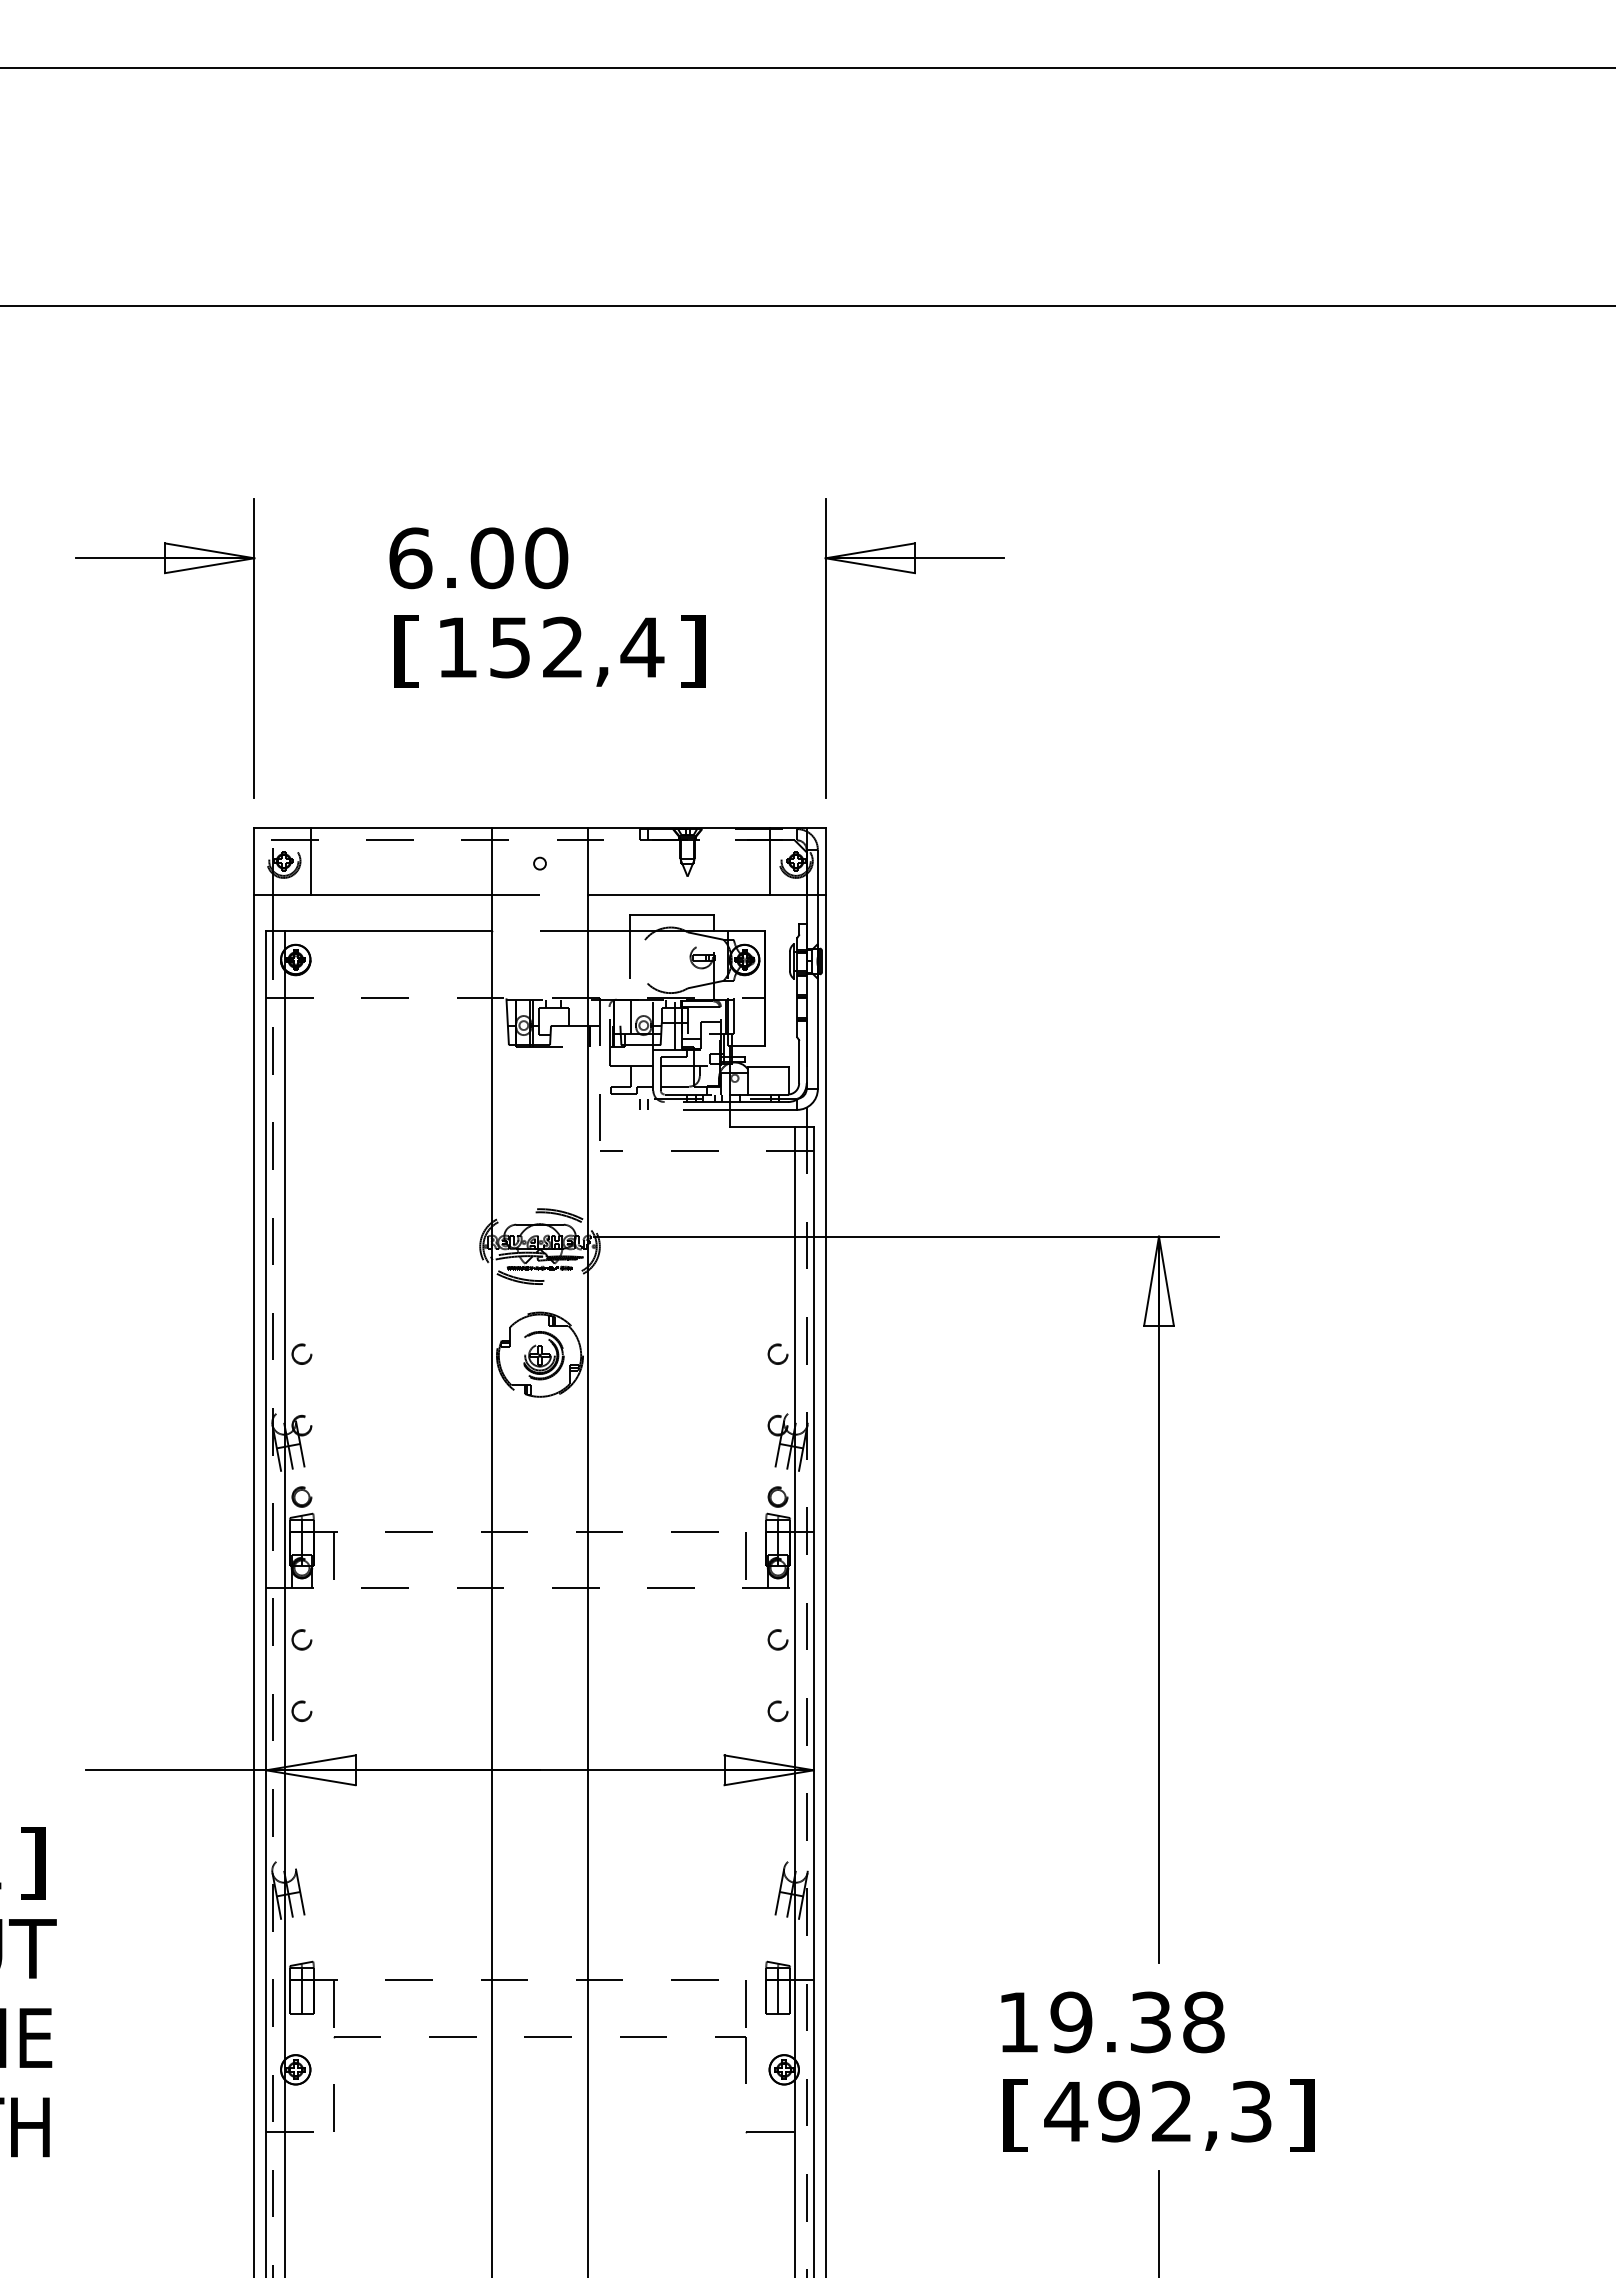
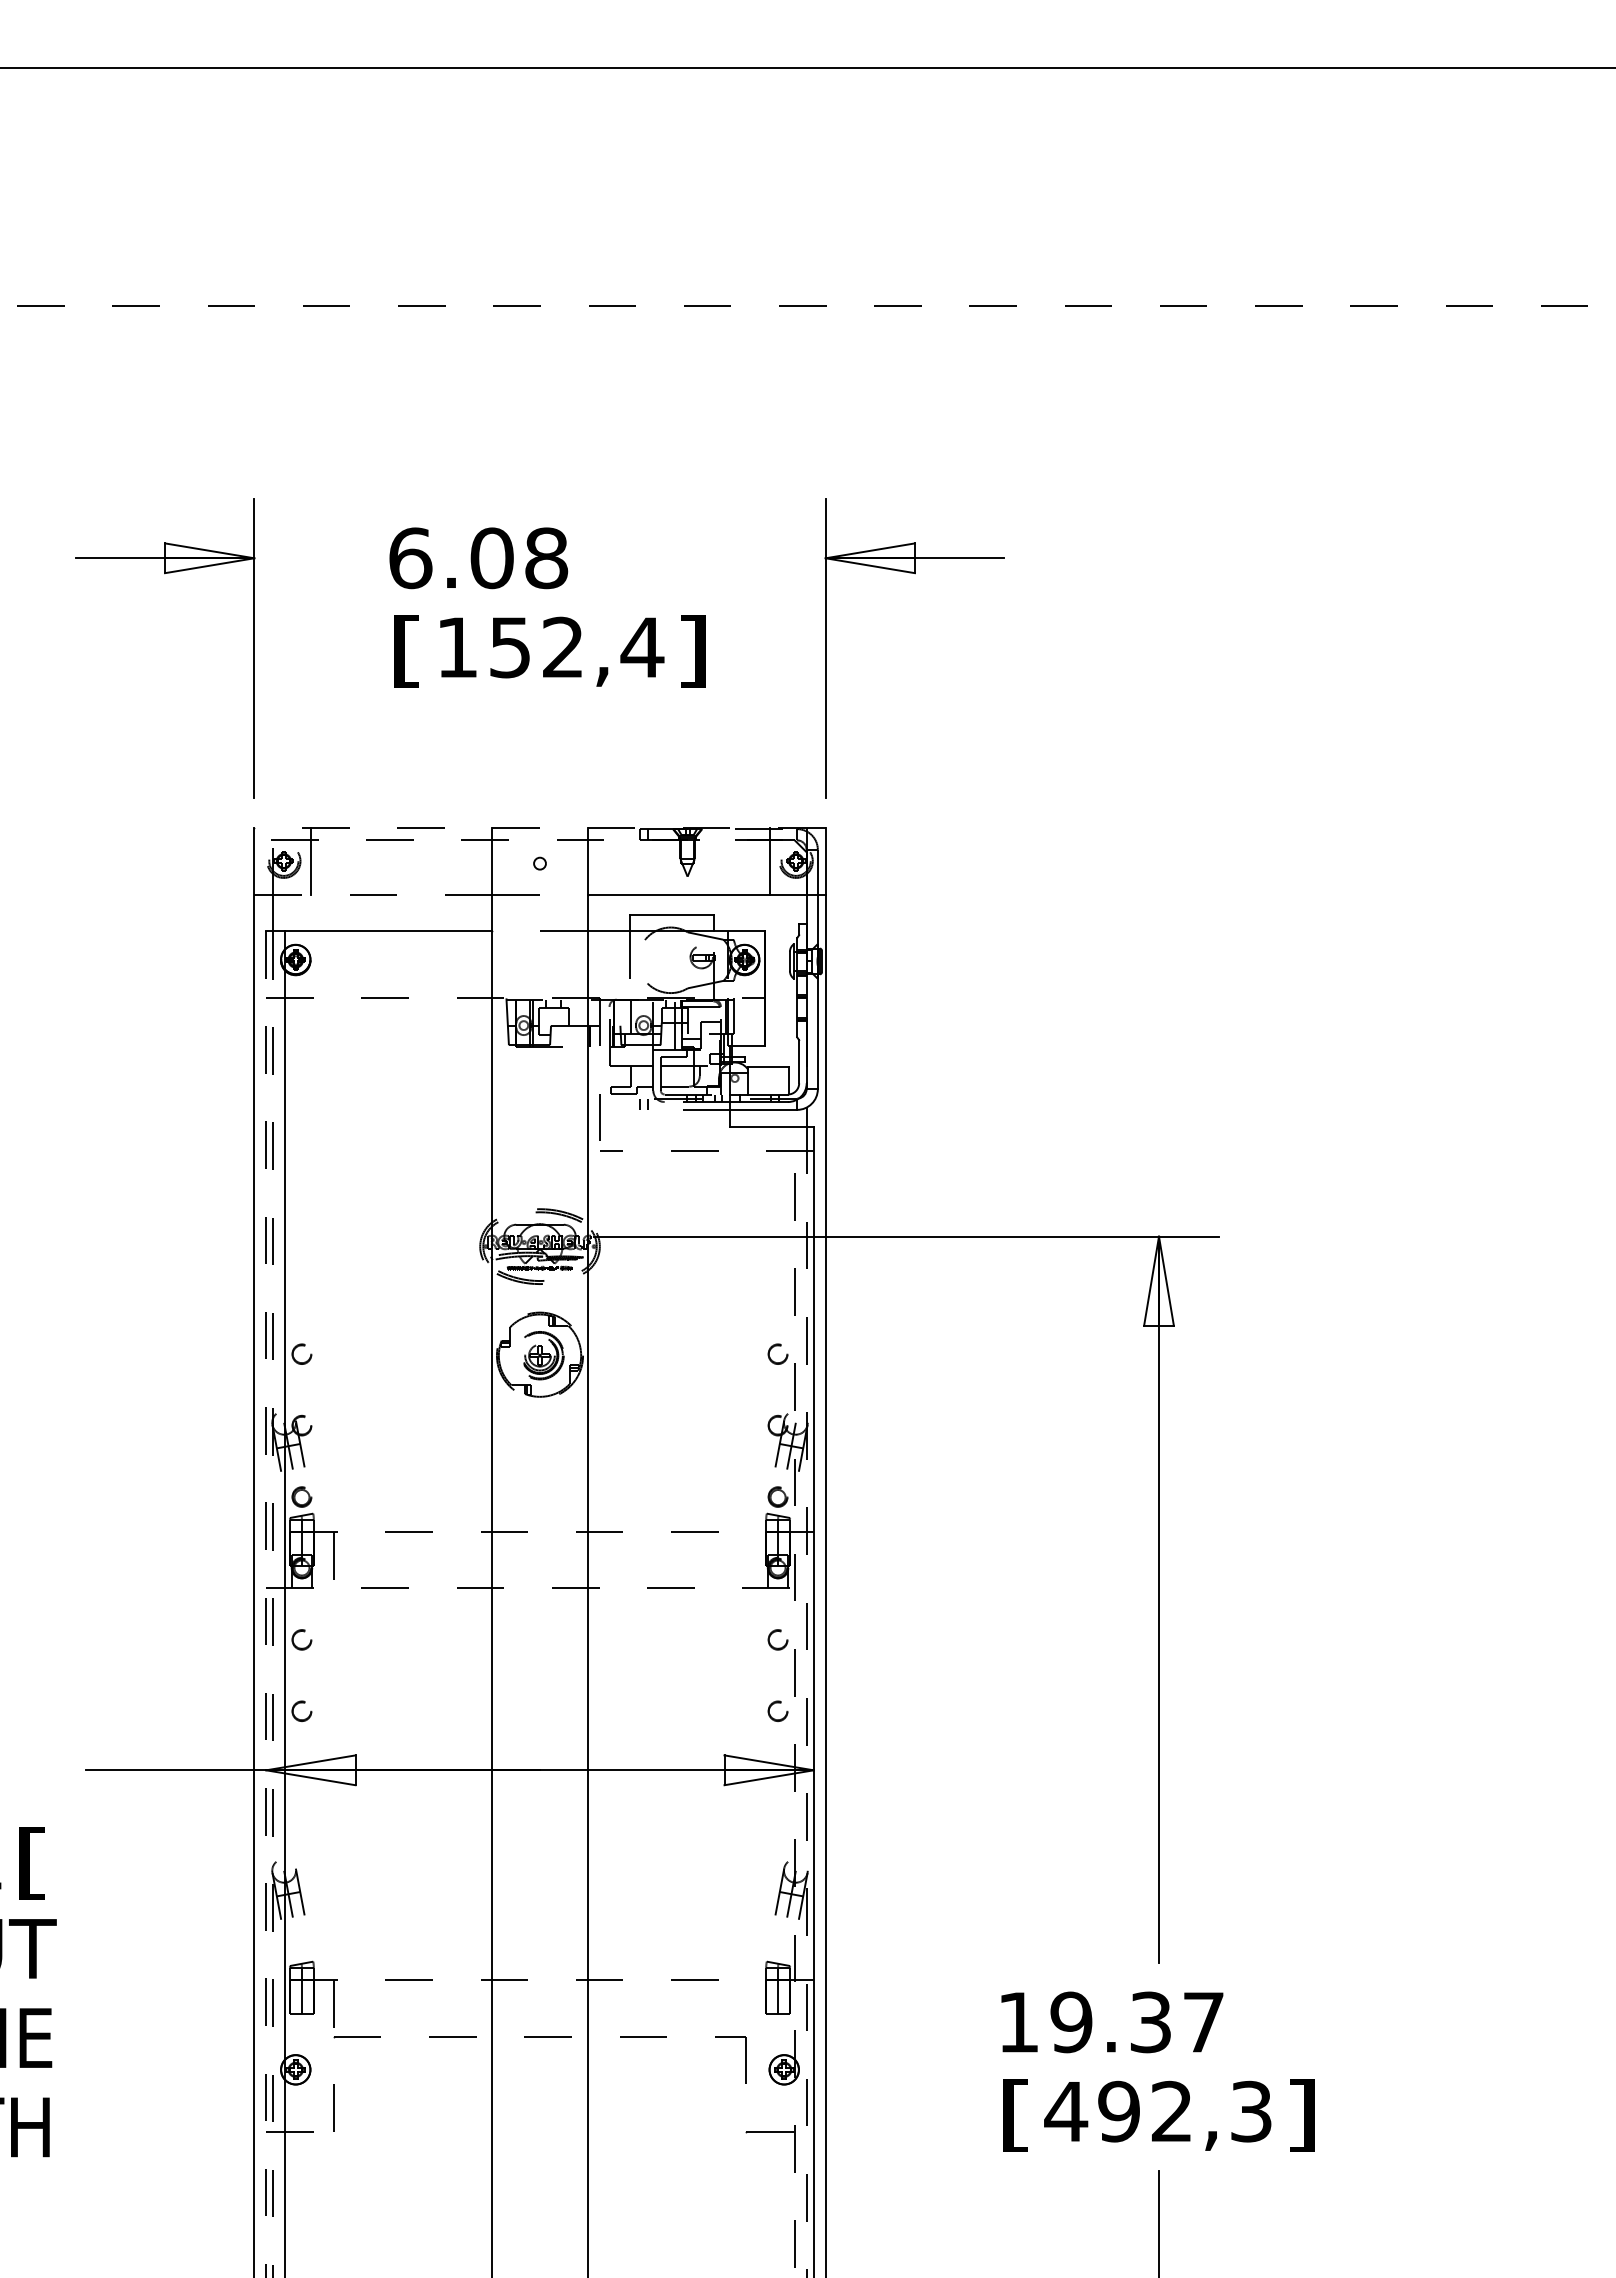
line: solid -> dashed (808, 306)
text: 6.00 -> 6.08 (546, 557)
line: solid -> dashed (540, 827)
line: solid -> dashed (373, 895)
line: present -> none (745, 1555)
line: solid -> dashed (266, 1604)
line: solid -> dashed (794, 1701)
text: ] -> [ (32, 1863)
line: present -> none (745, 2003)
text: 19.38 -> 19.37 (1203, 2022)
